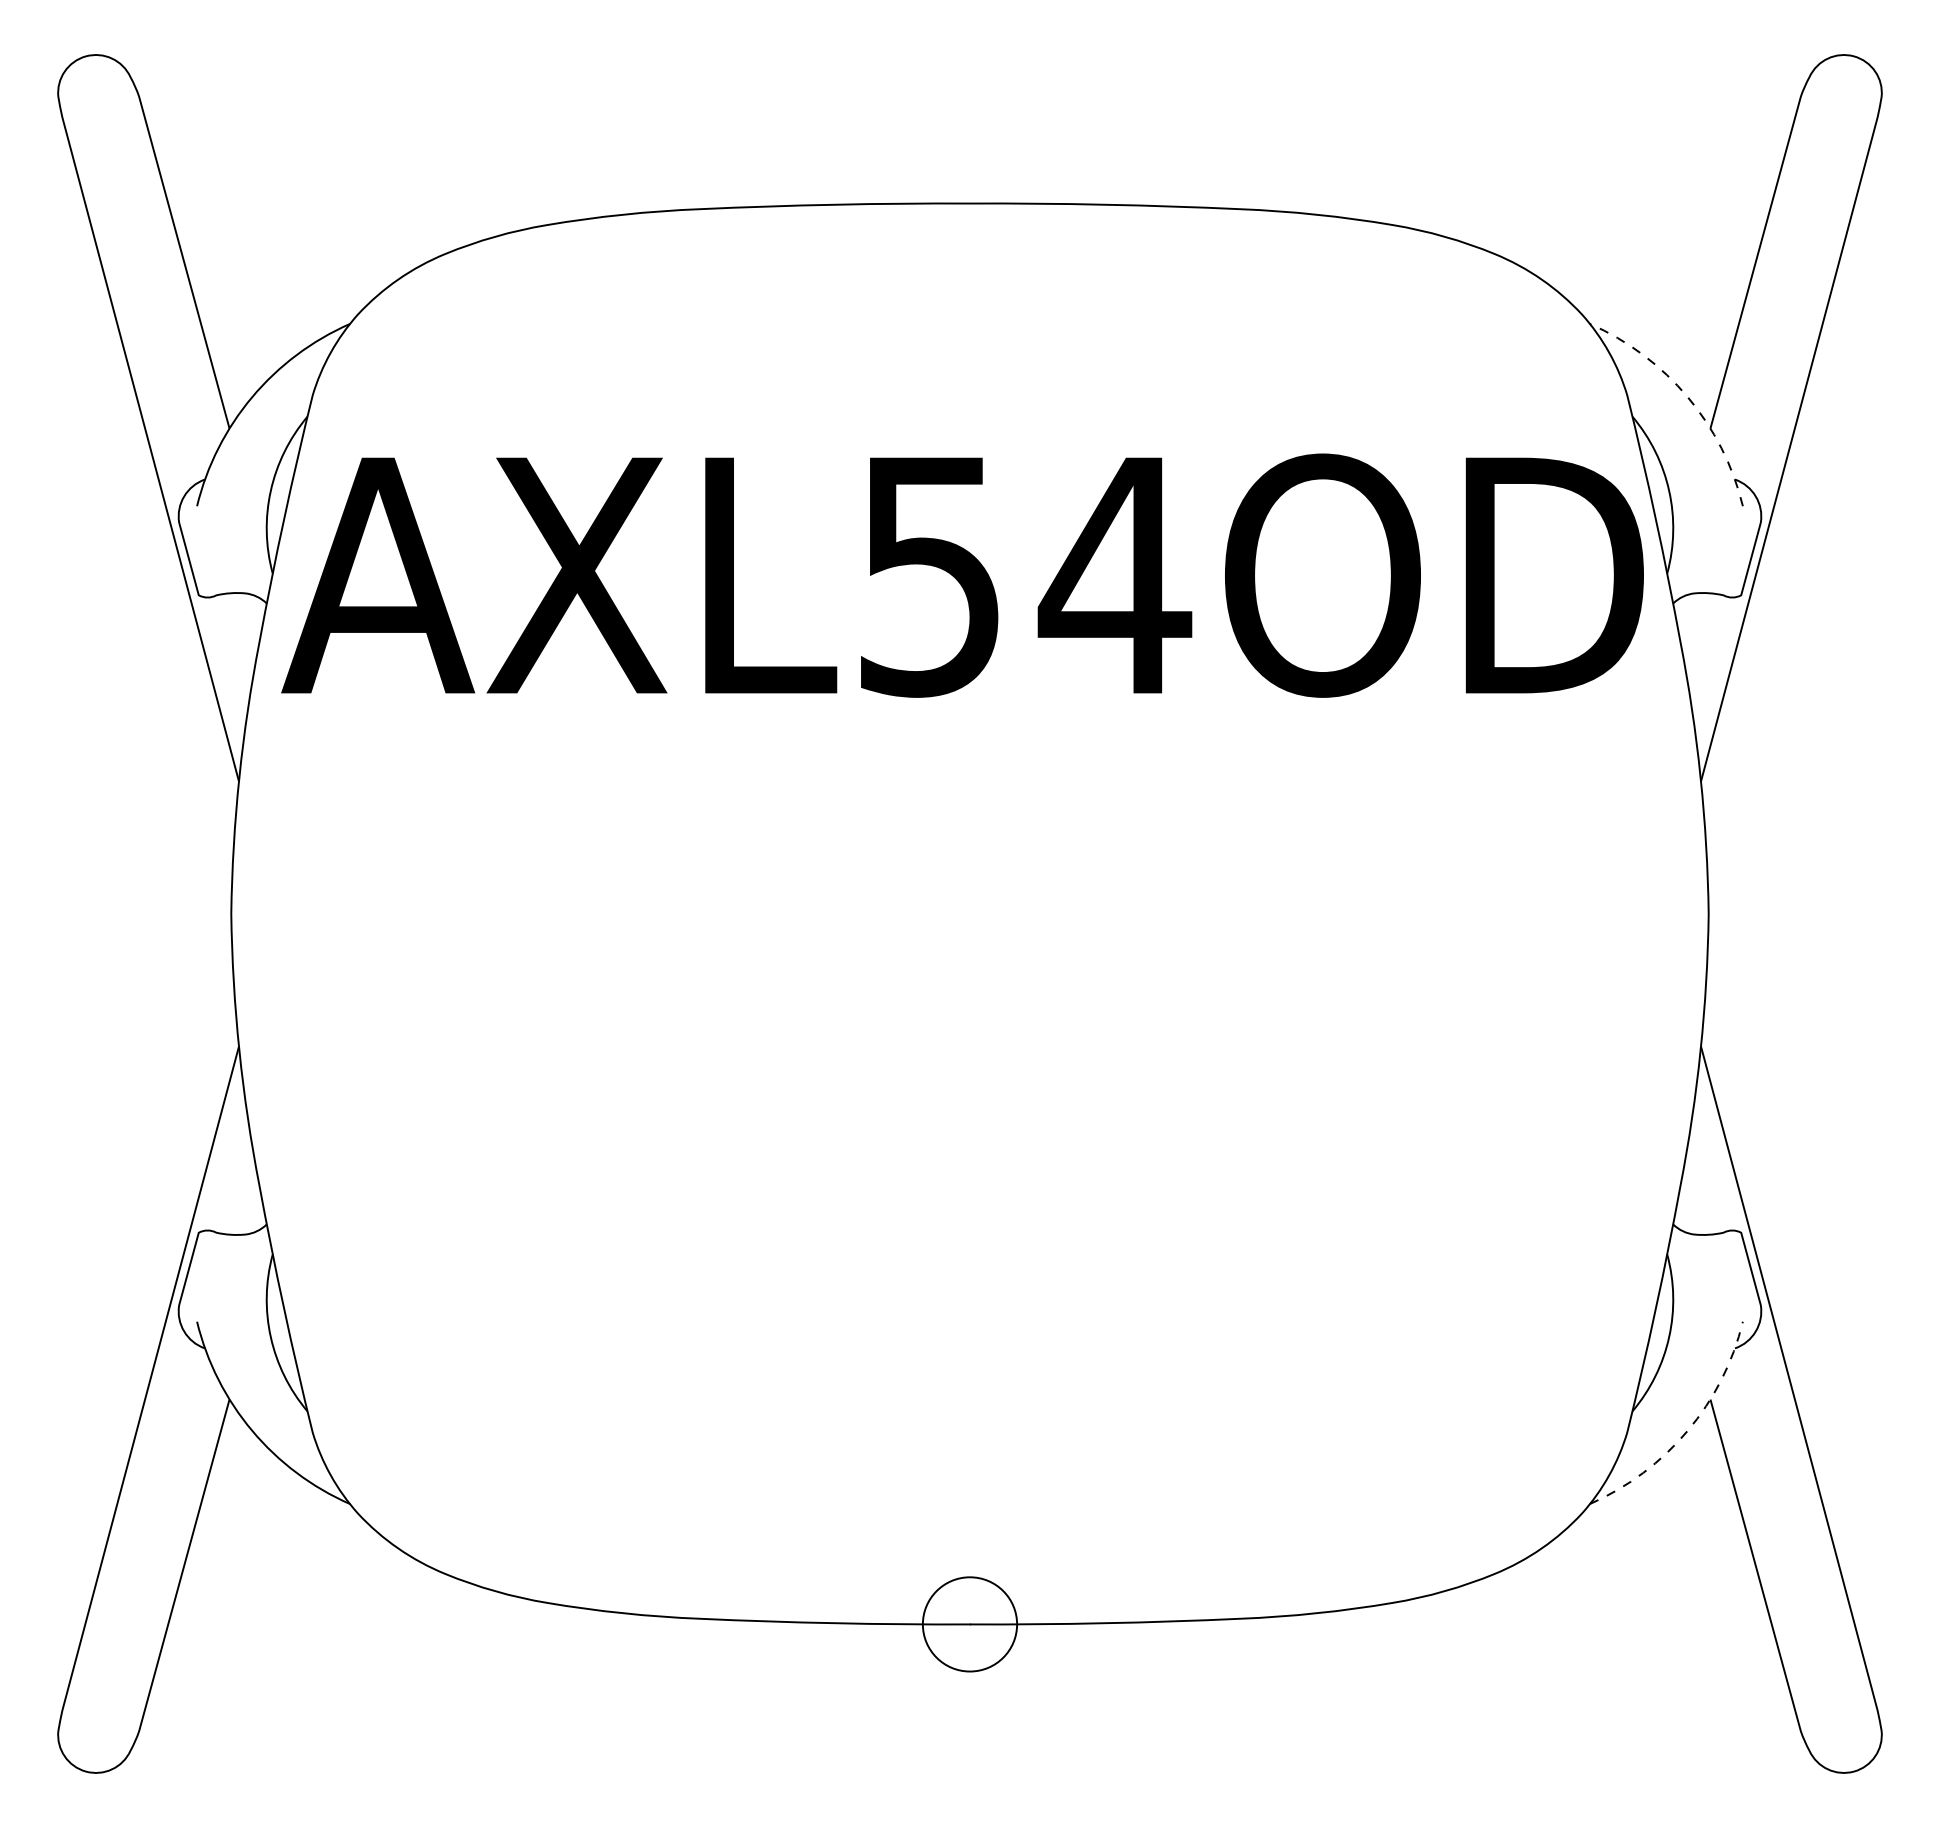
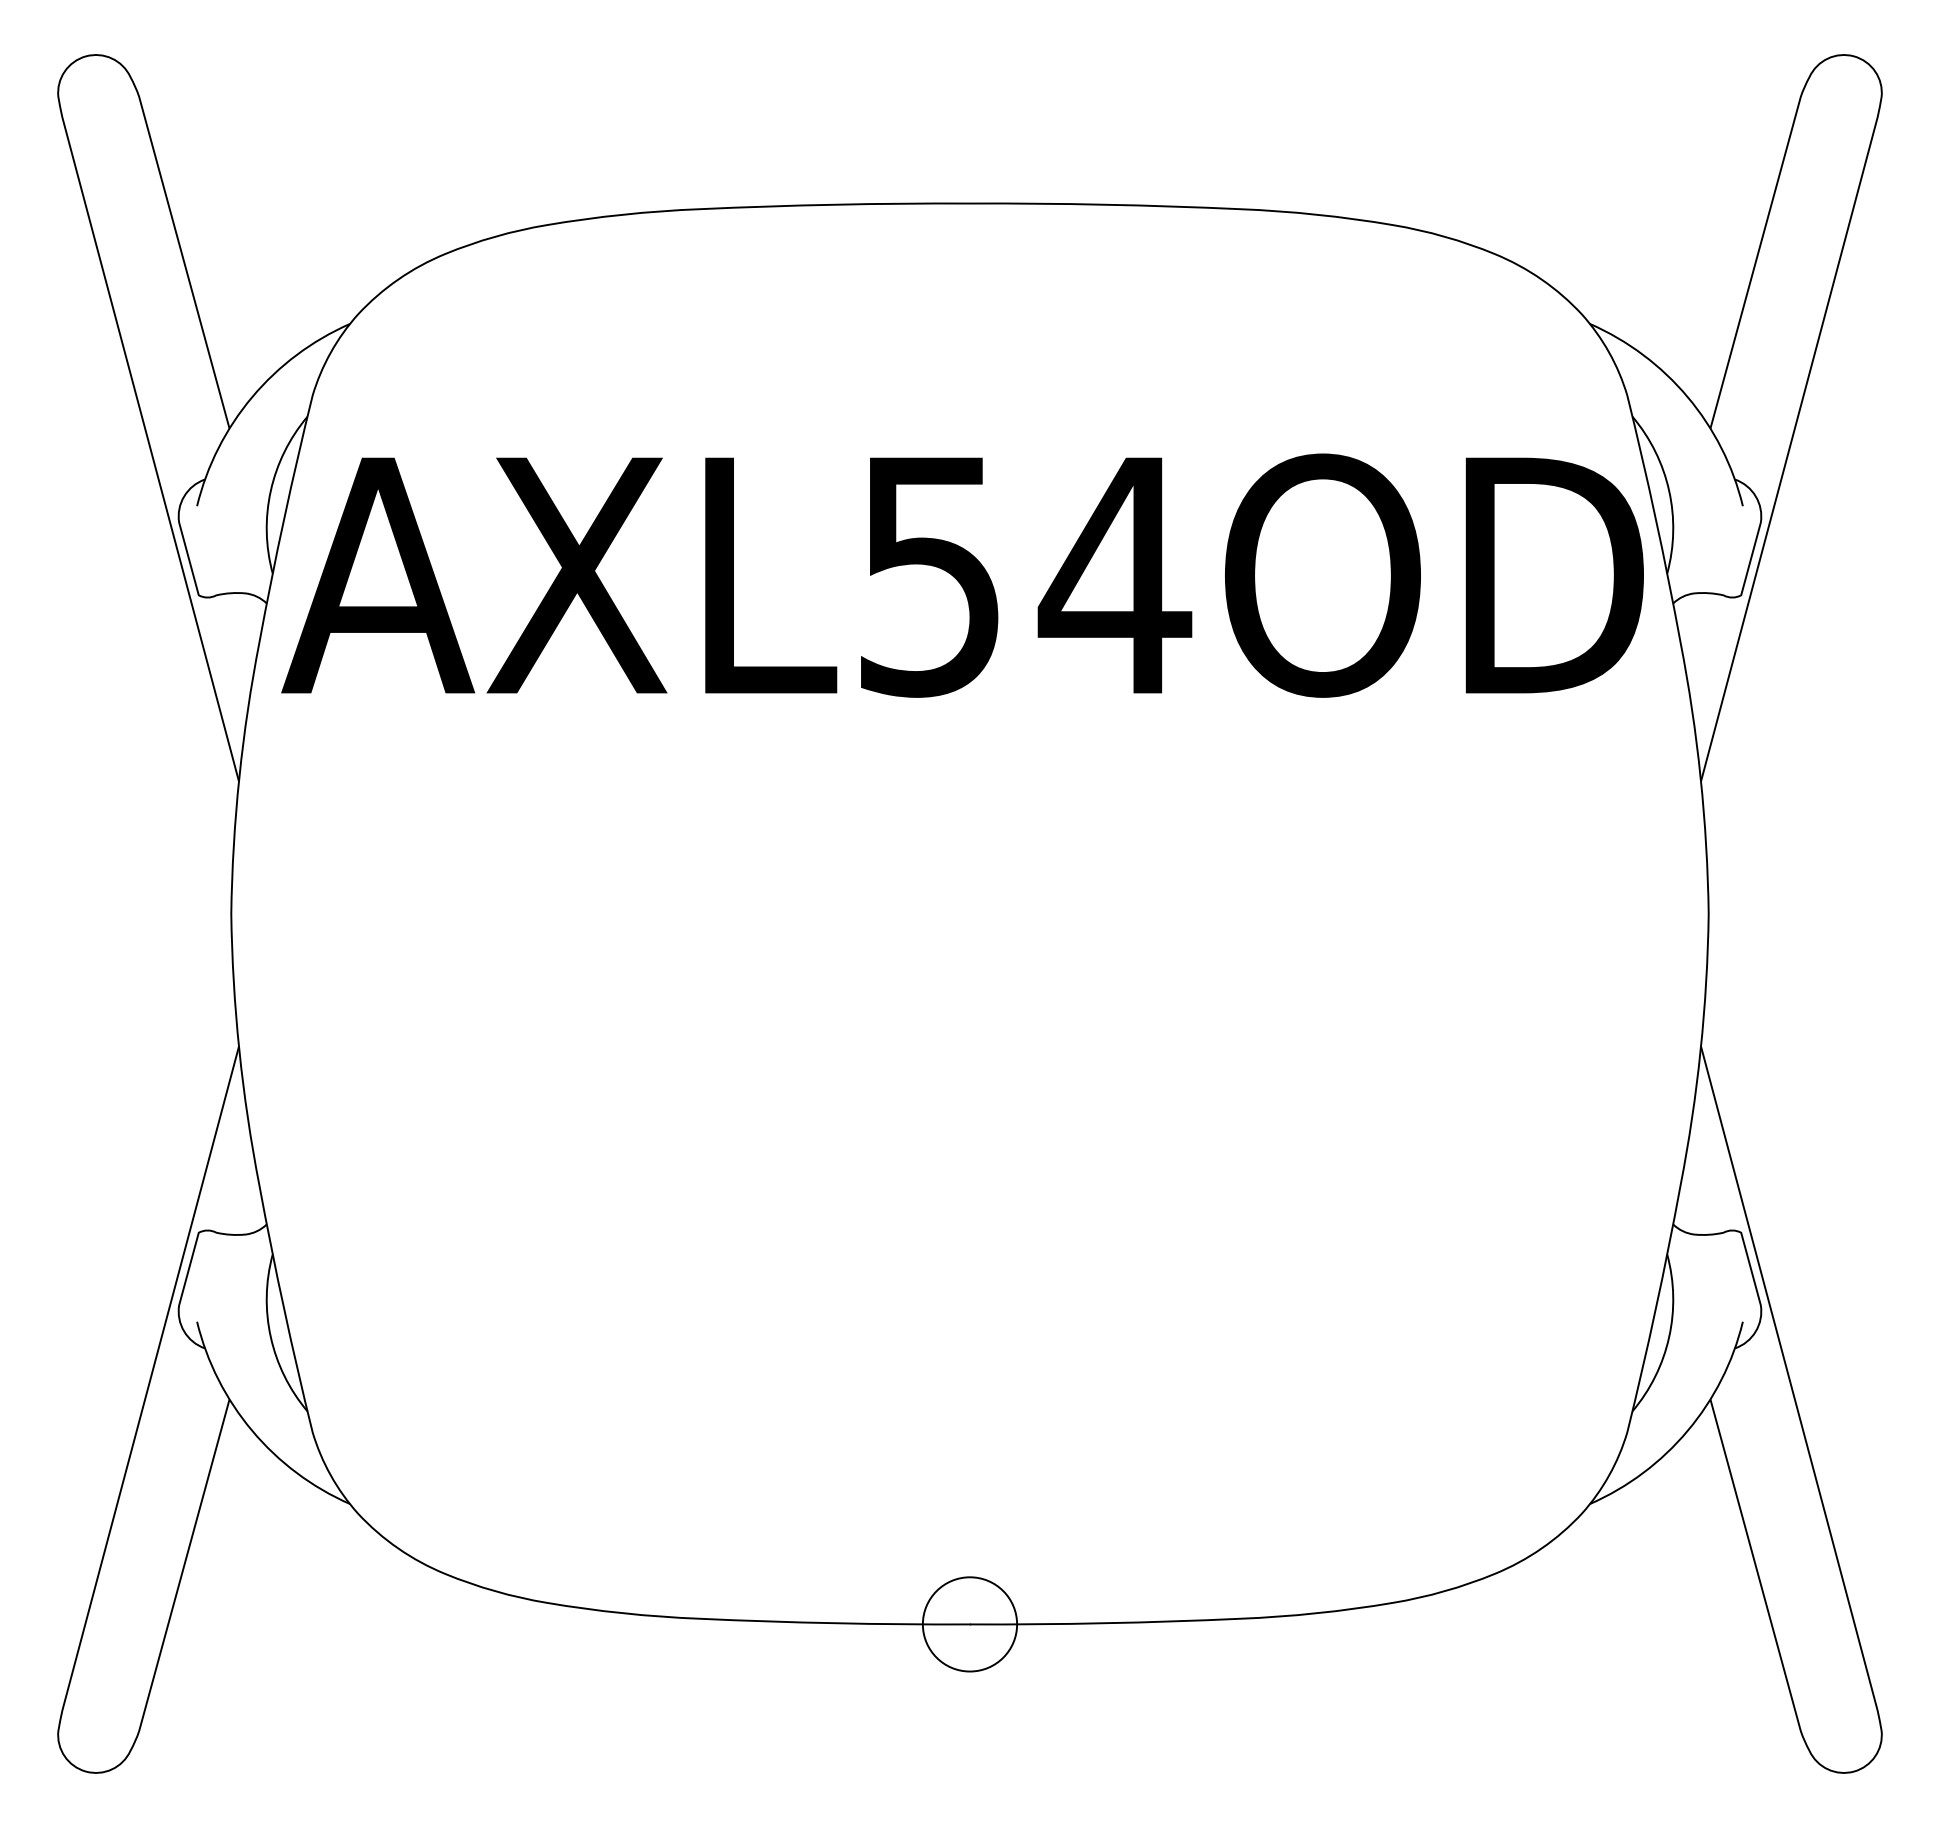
arc: dashed -> solid (1687, 397)
arc: dashed -> solid (1687, 1430)
